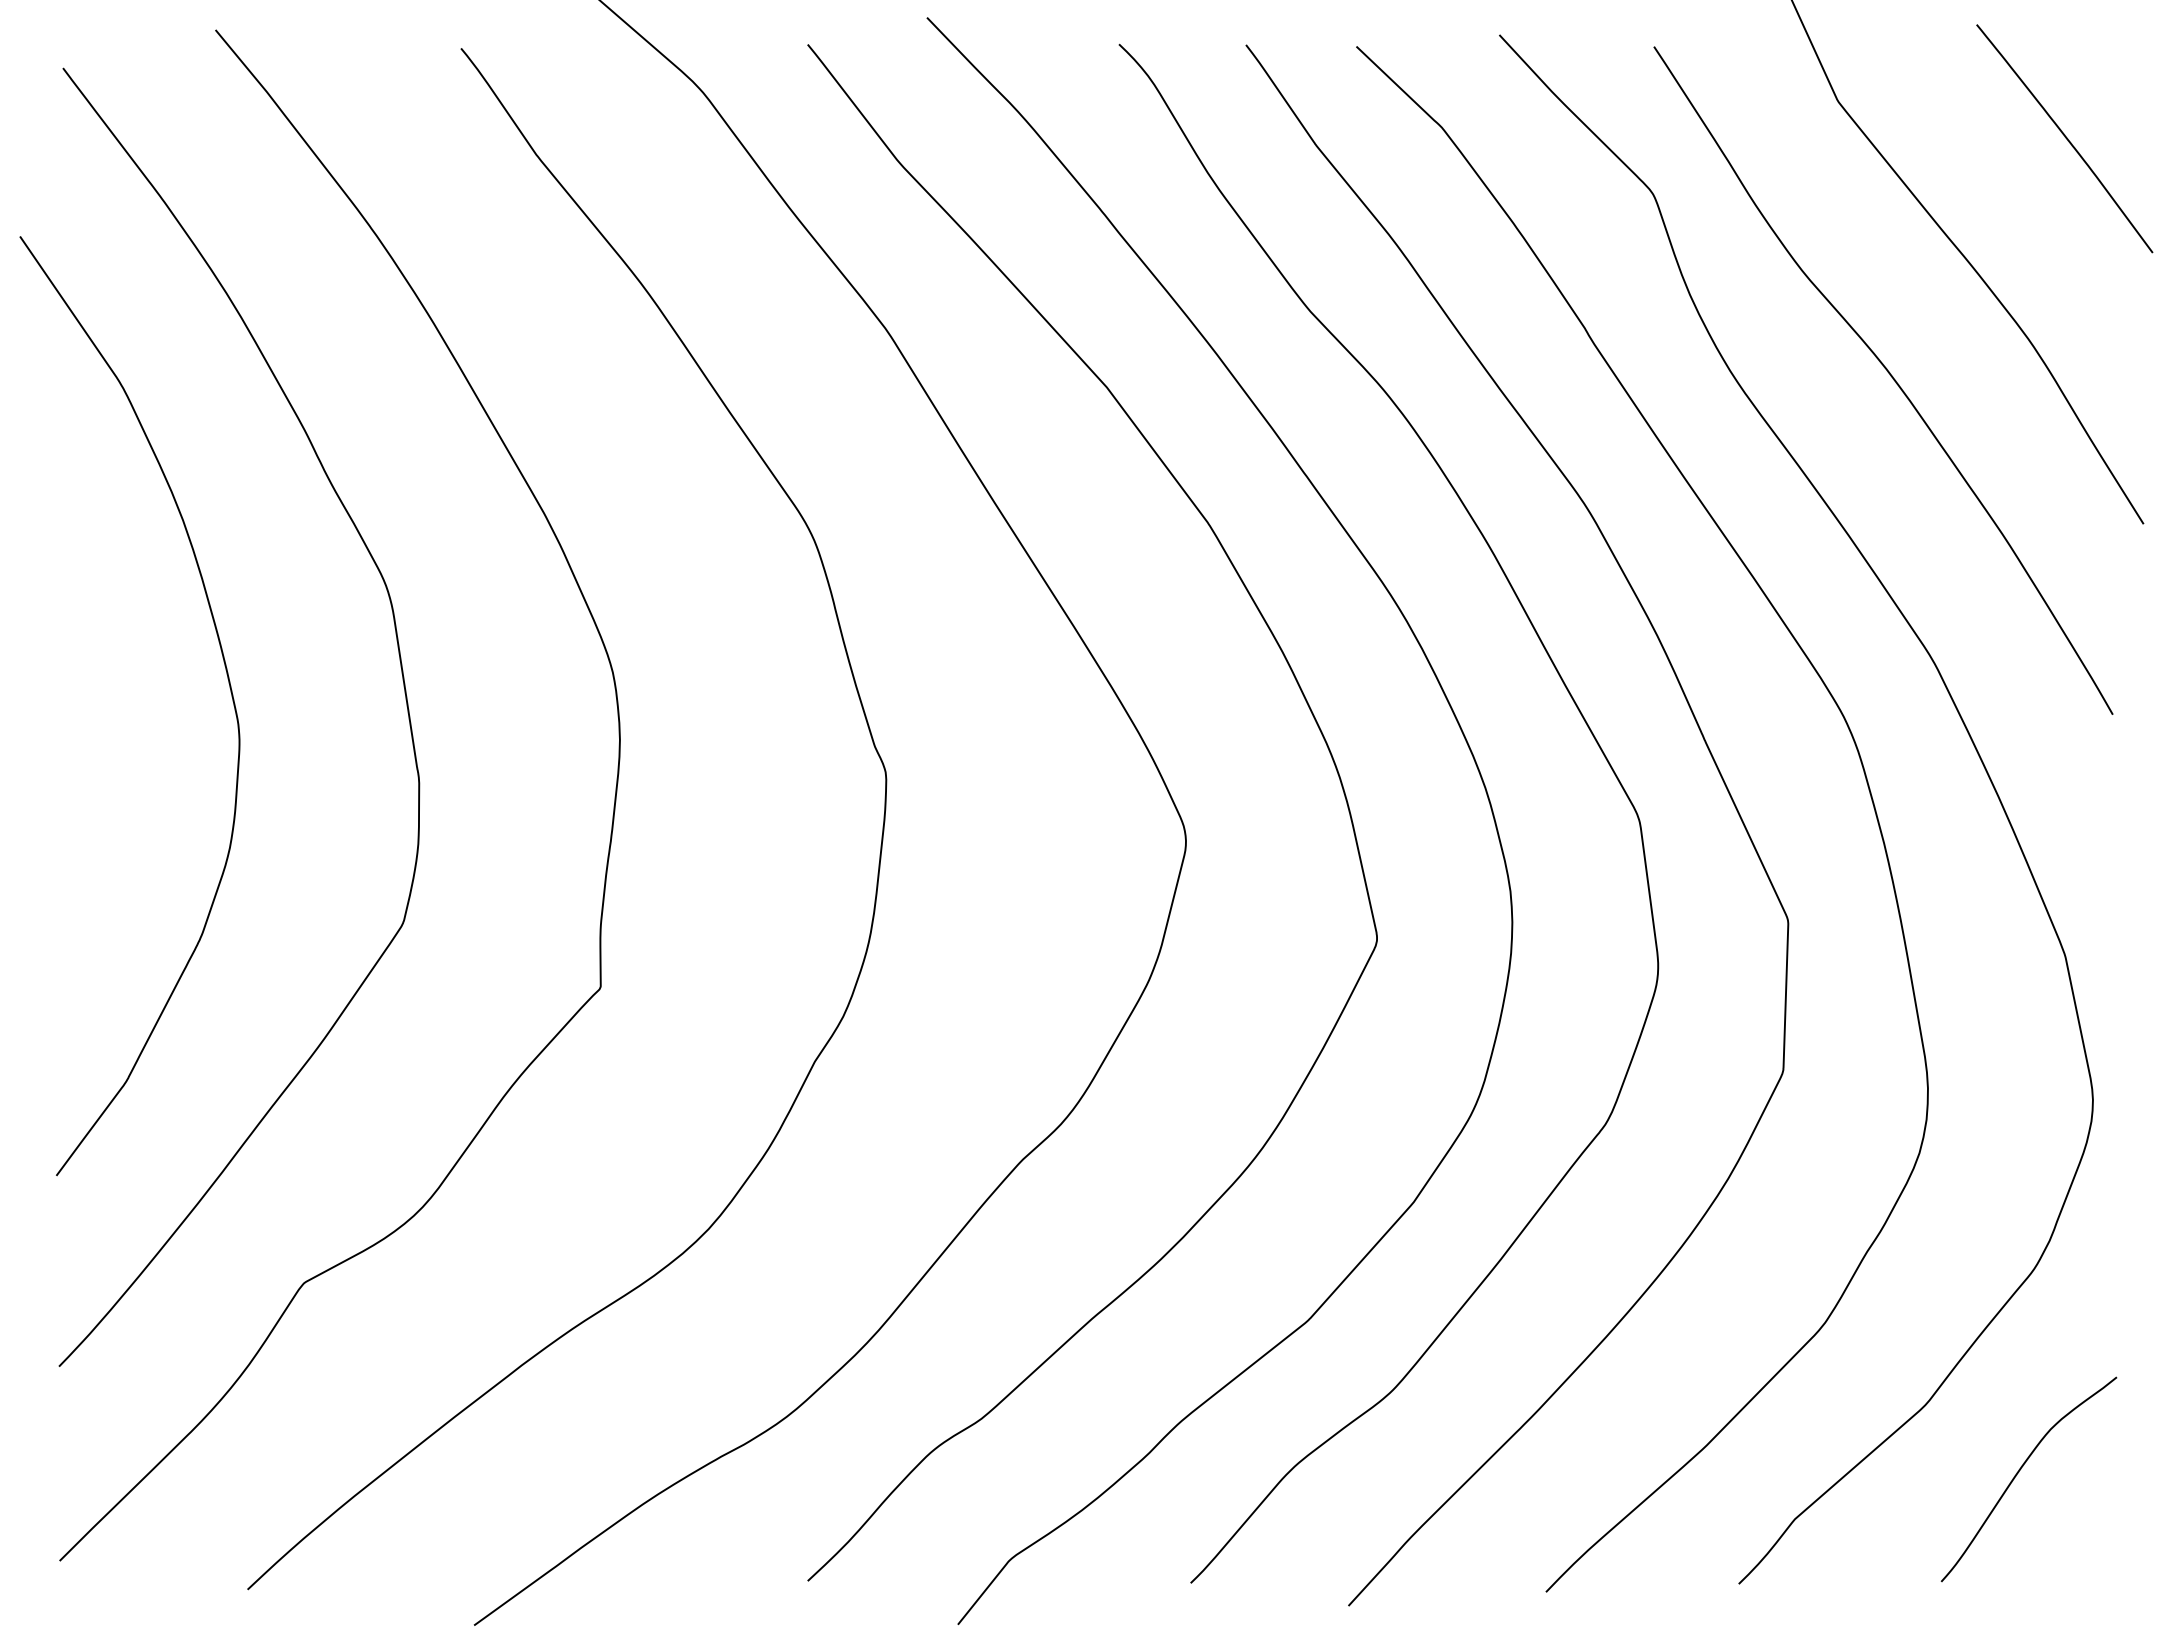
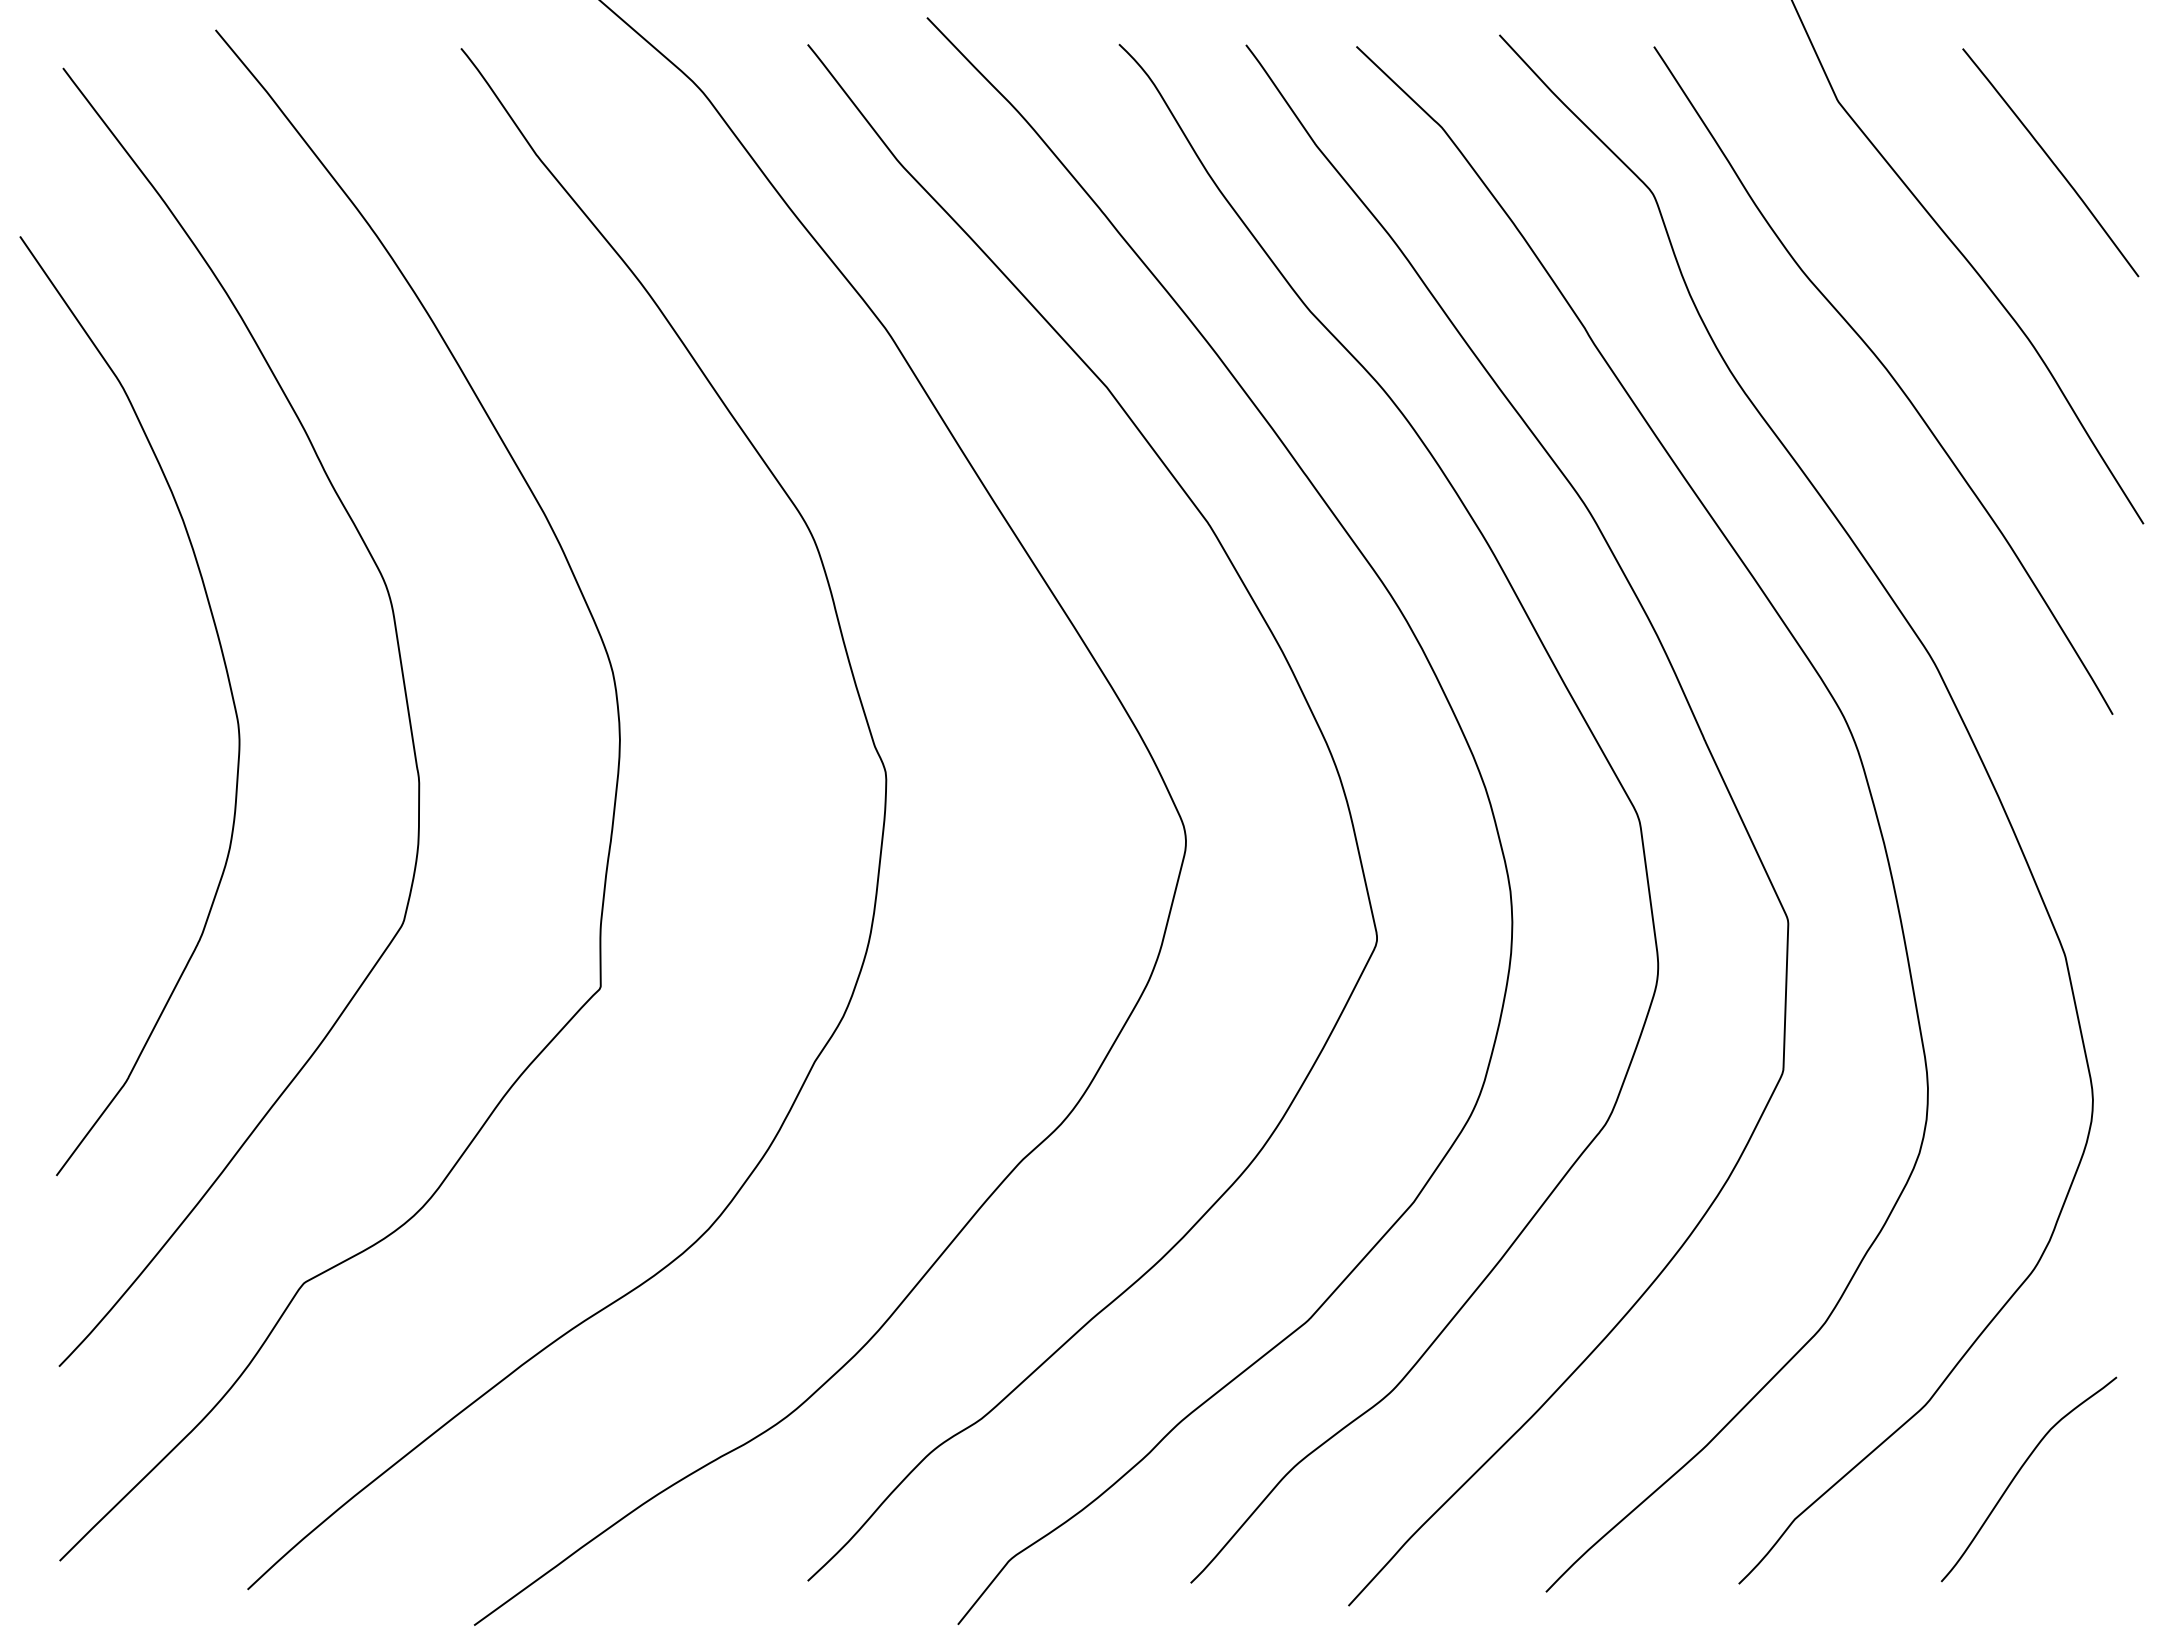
curve position: (2064, 137) -> (2050, 161) (2050, 161)
